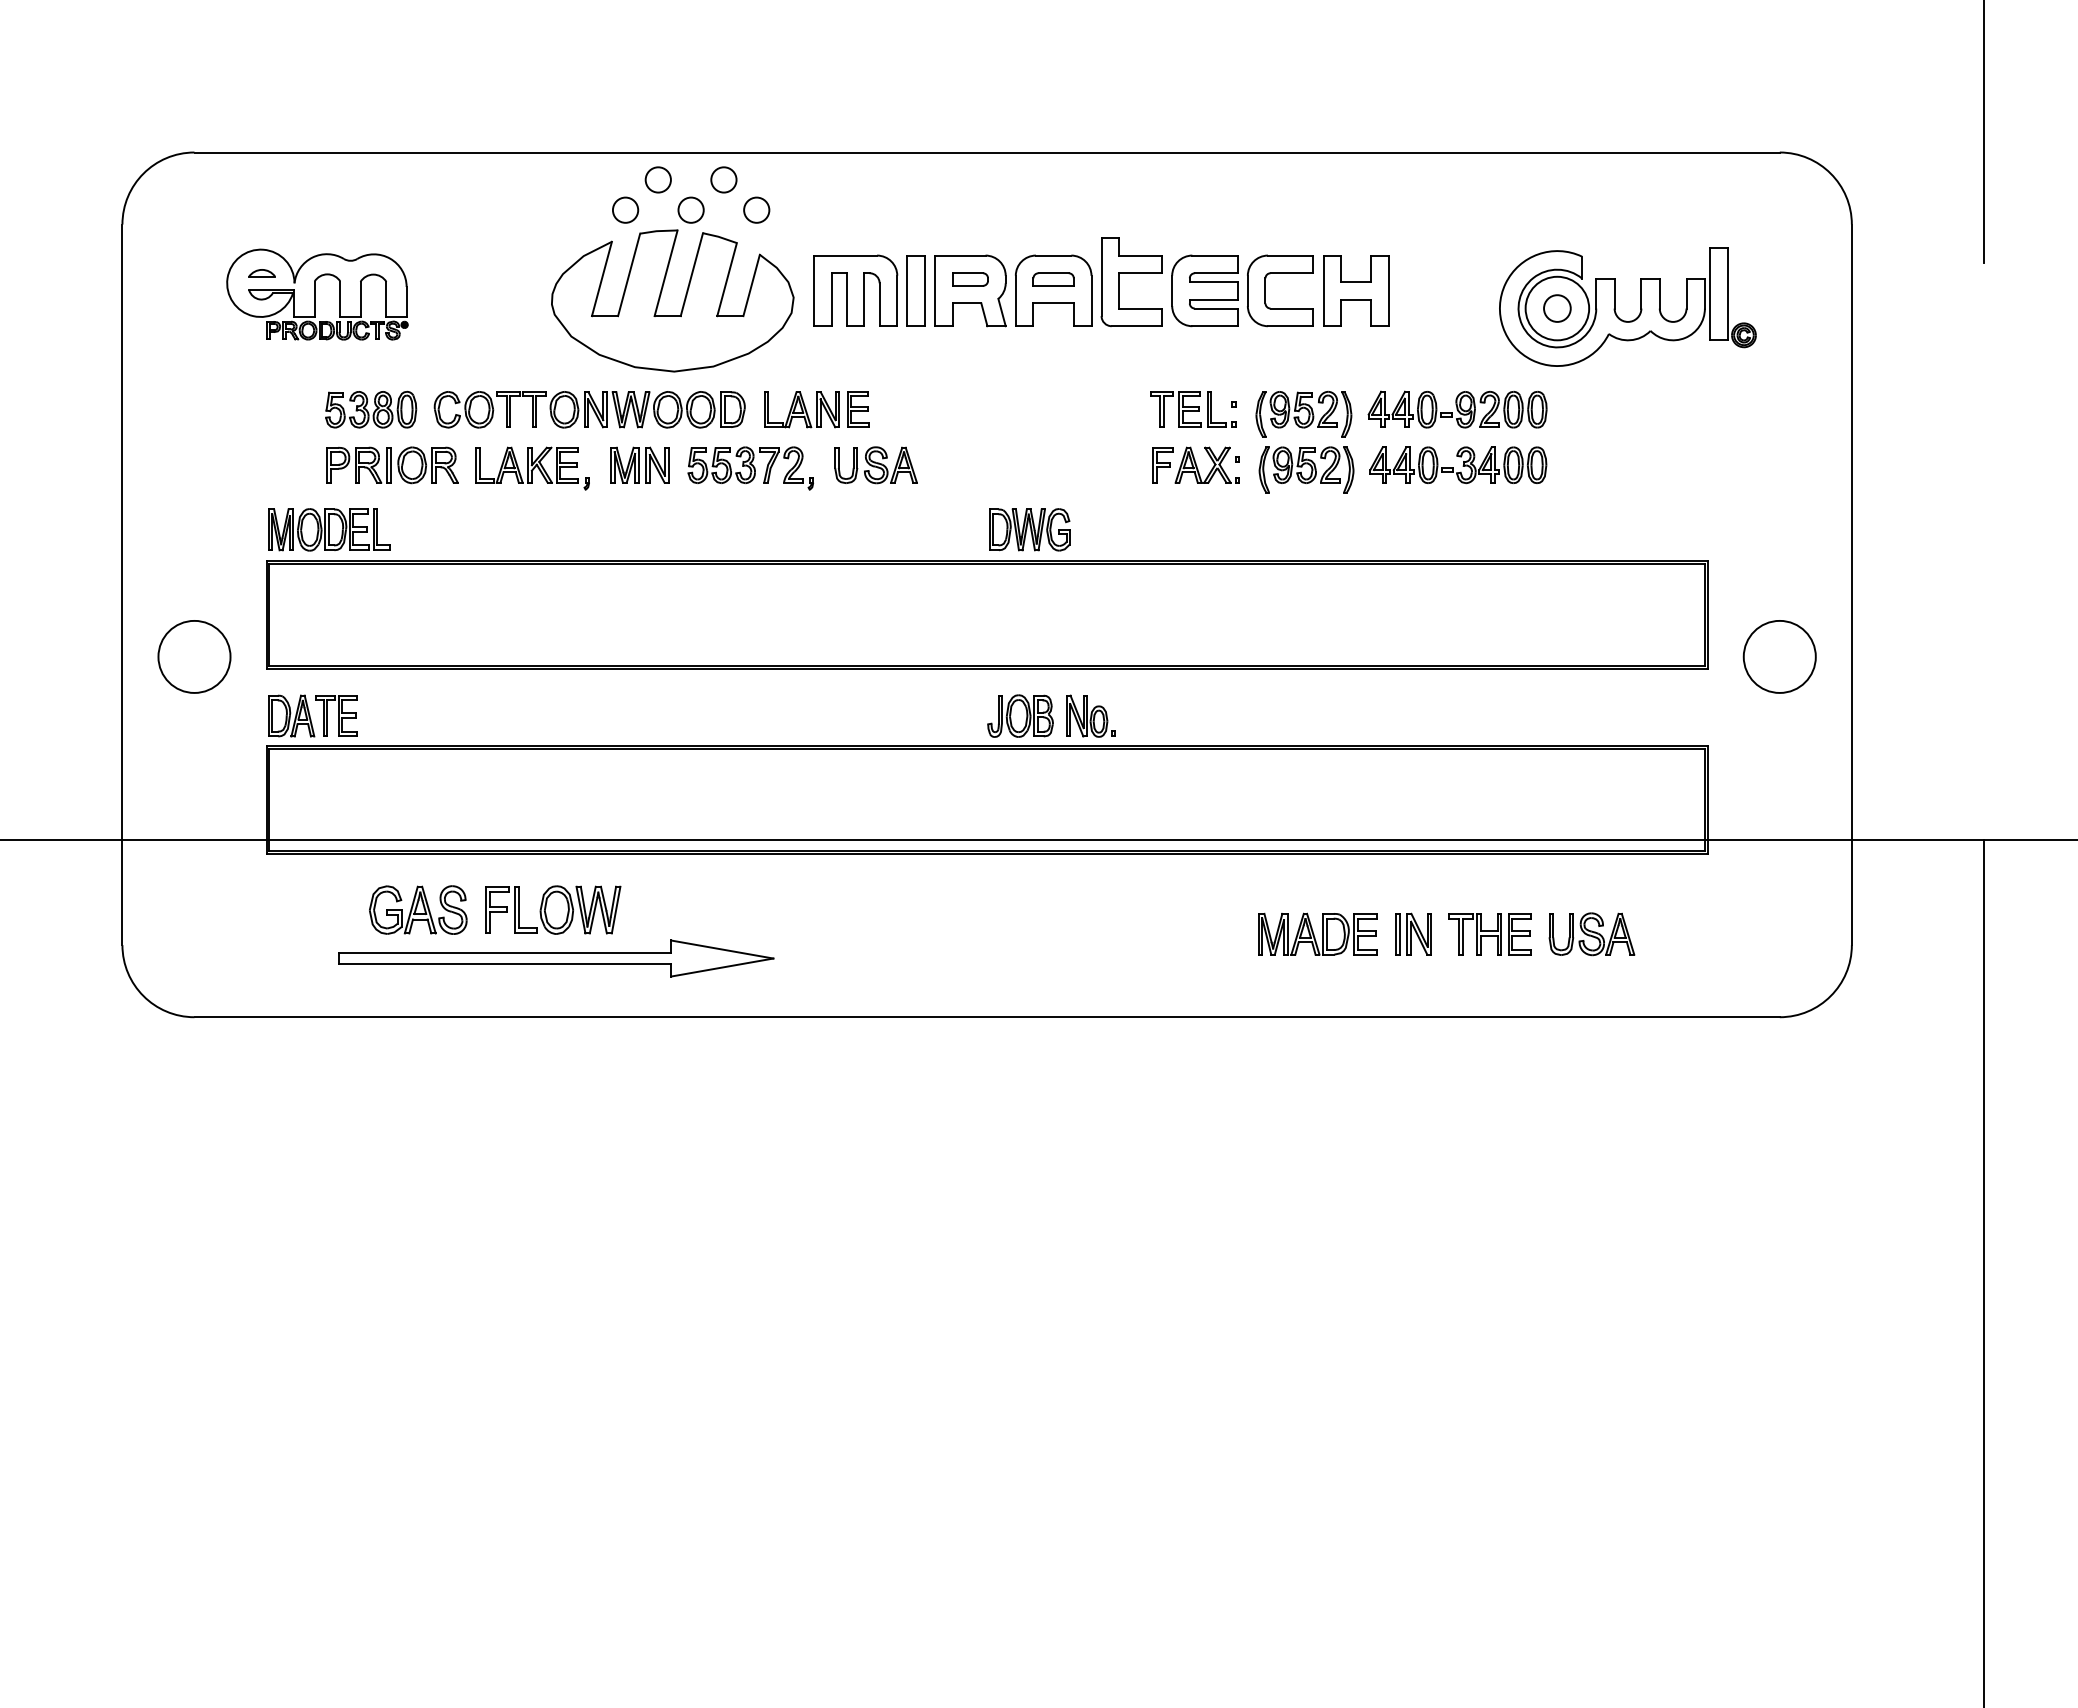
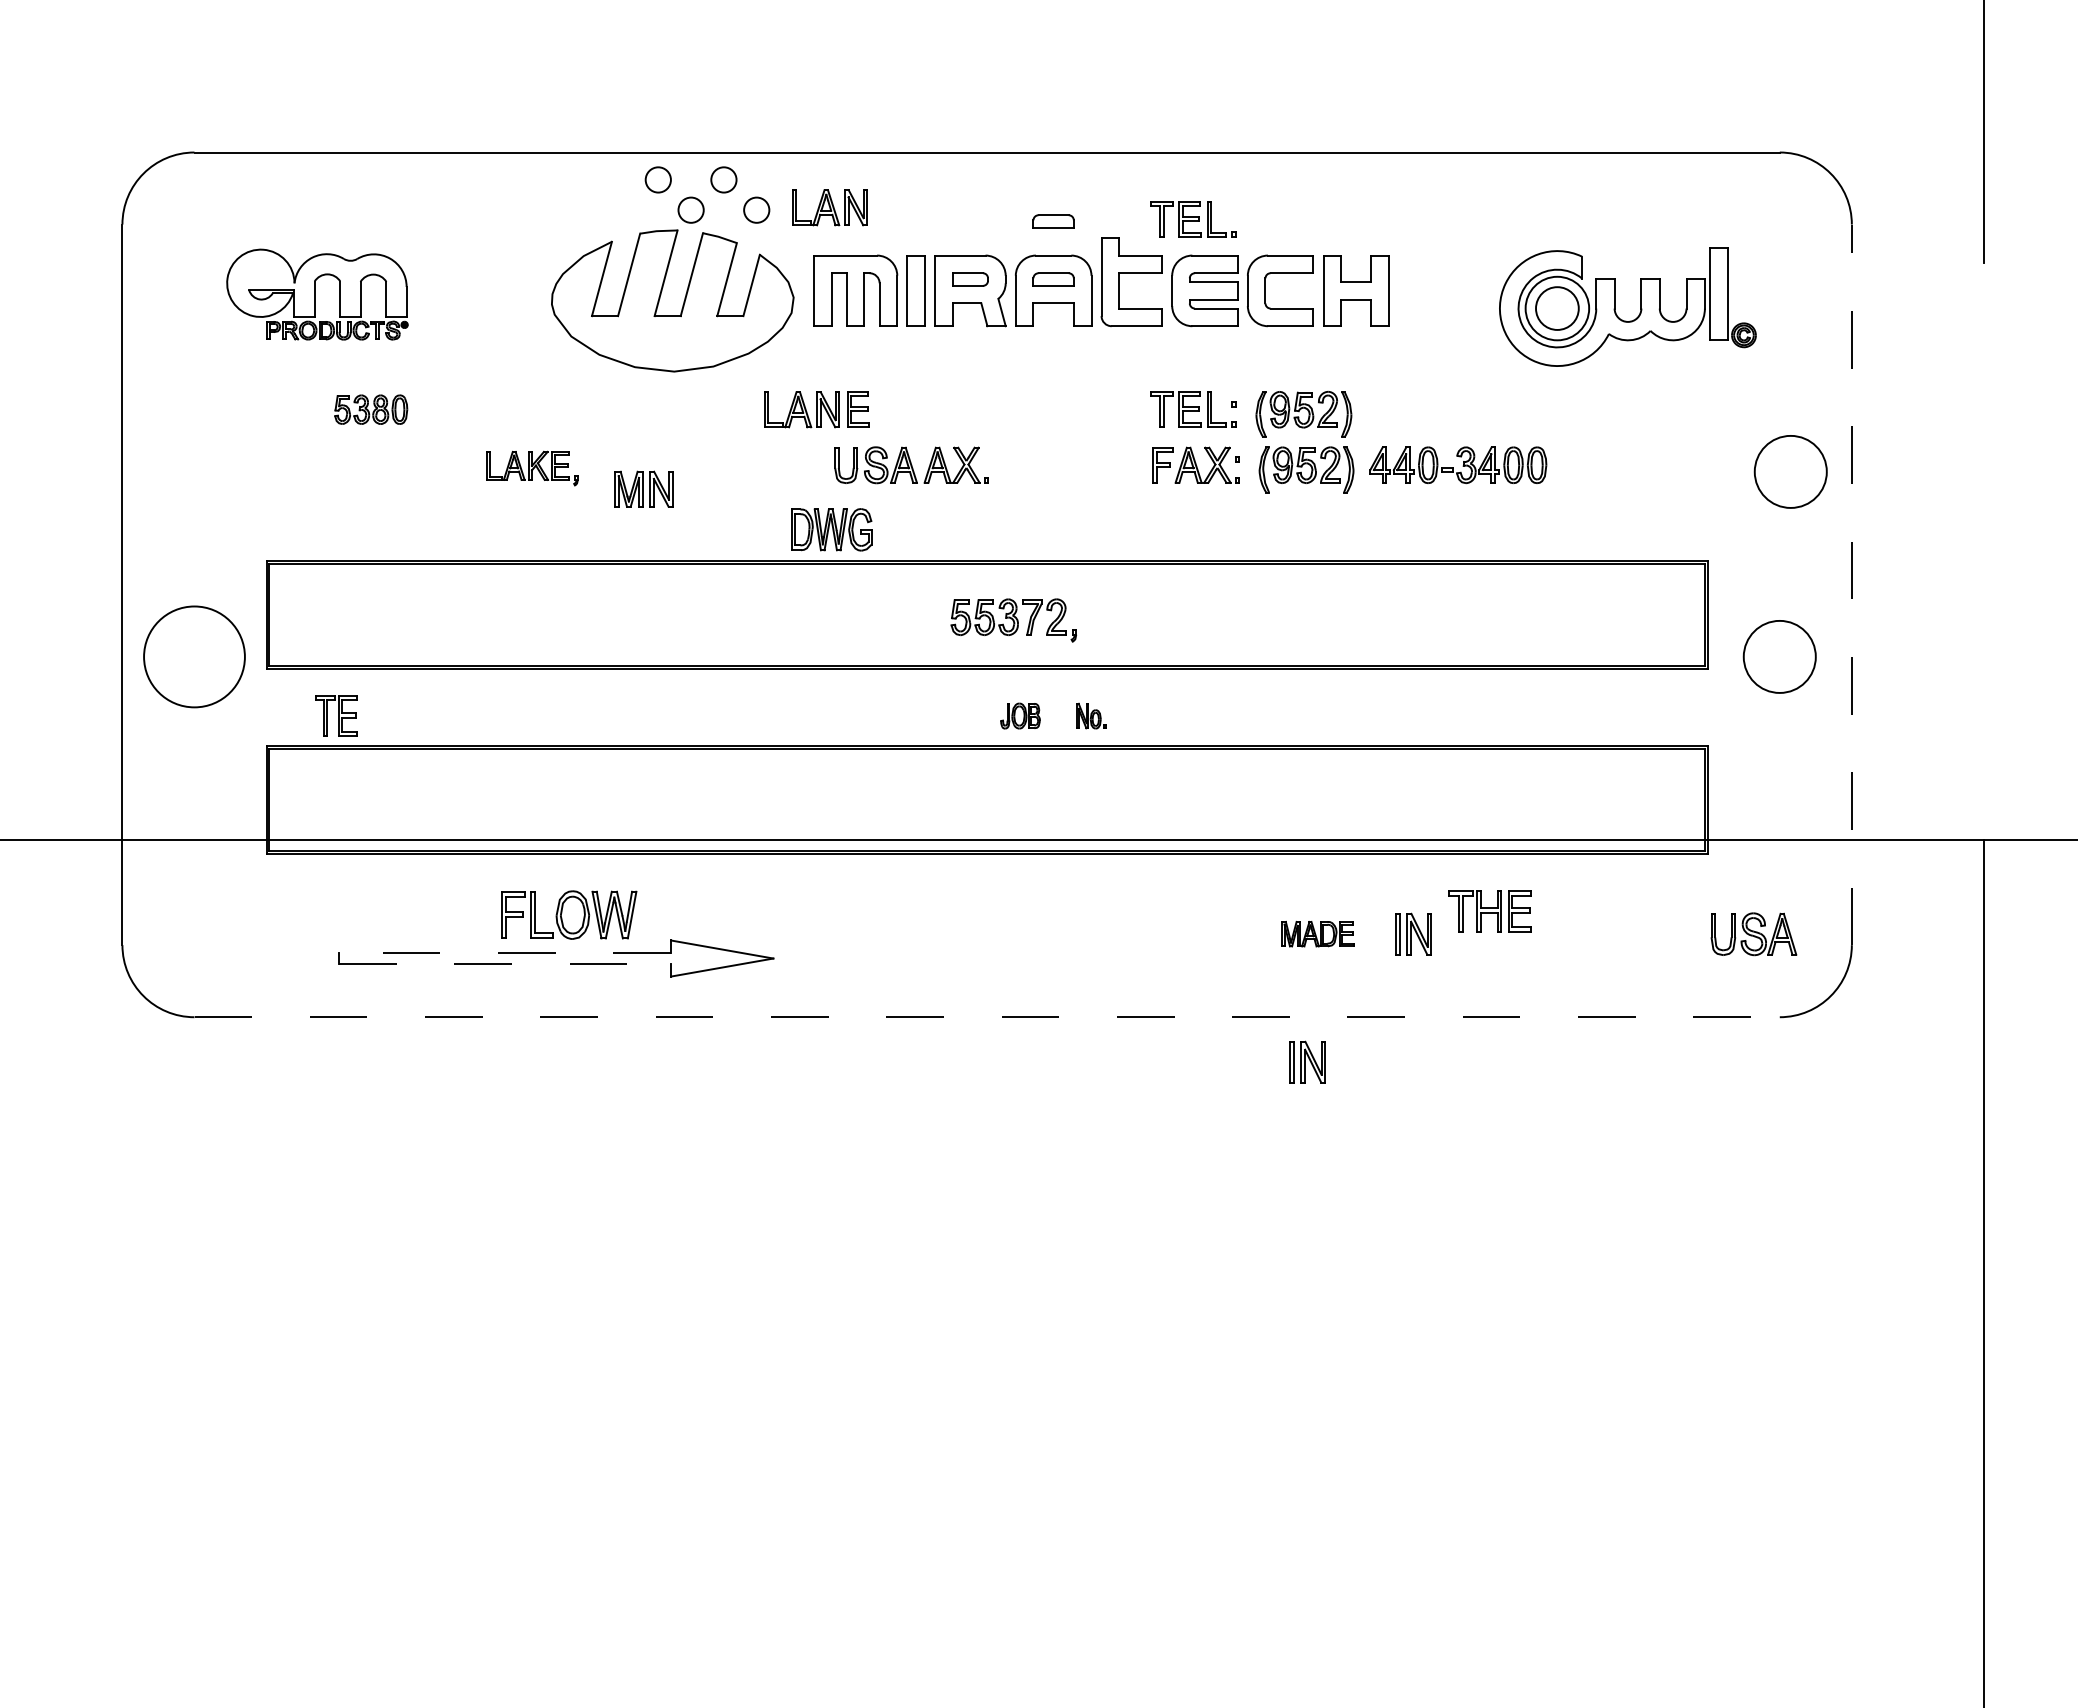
part: none -> present (829, 207)
circle: present -> none (625, 209)
part: none -> present (1193, 219)
part: none -> present (1053, 221)
part: present -> none (261, 273)
circle diameter: 27 px -> 43 px (1557, 308)
part size: 93x39 px -> 75x31 px (371, 409)
part: present -> none (589, 409)
part: present -> none (1457, 409)
part: none -> present (960, 460)
part position: (639, 464) -> (643, 488) (643, 488)
part: present -> none (392, 465)
part size: 115x45 px -> 93x37 px (532, 468)
part position: (750, 468) -> (1013, 620) (1013, 620)
circle: none -> present (1790, 471)
part: present -> none (329, 529)
part position: (1029, 529) -> (831, 529) (831, 529)
line: solid -> dashed (1851, 584)
circle diameter: 72 px -> 101 px (194, 656)
part: present -> none (291, 715)
part size: 67x44 px -> 41x28 px (1020, 715)
part size: 50x44 px -> 31x28 px (1091, 715)
part: present -> none (418, 909)
part position: (553, 909) -> (569, 914) (569, 914)
part size: 120x44 px -> 74x27 px (1317, 934)
part position: (1489, 934) -> (1489, 911) (1489, 911)
part position: (1591, 934) -> (1753, 934) (1753, 934)
line: solid -> dashed (504, 952)
line: solid -> dashed (505, 964)
line: solid -> dashed (987, 1017)
part: none -> present (1307, 1061)
